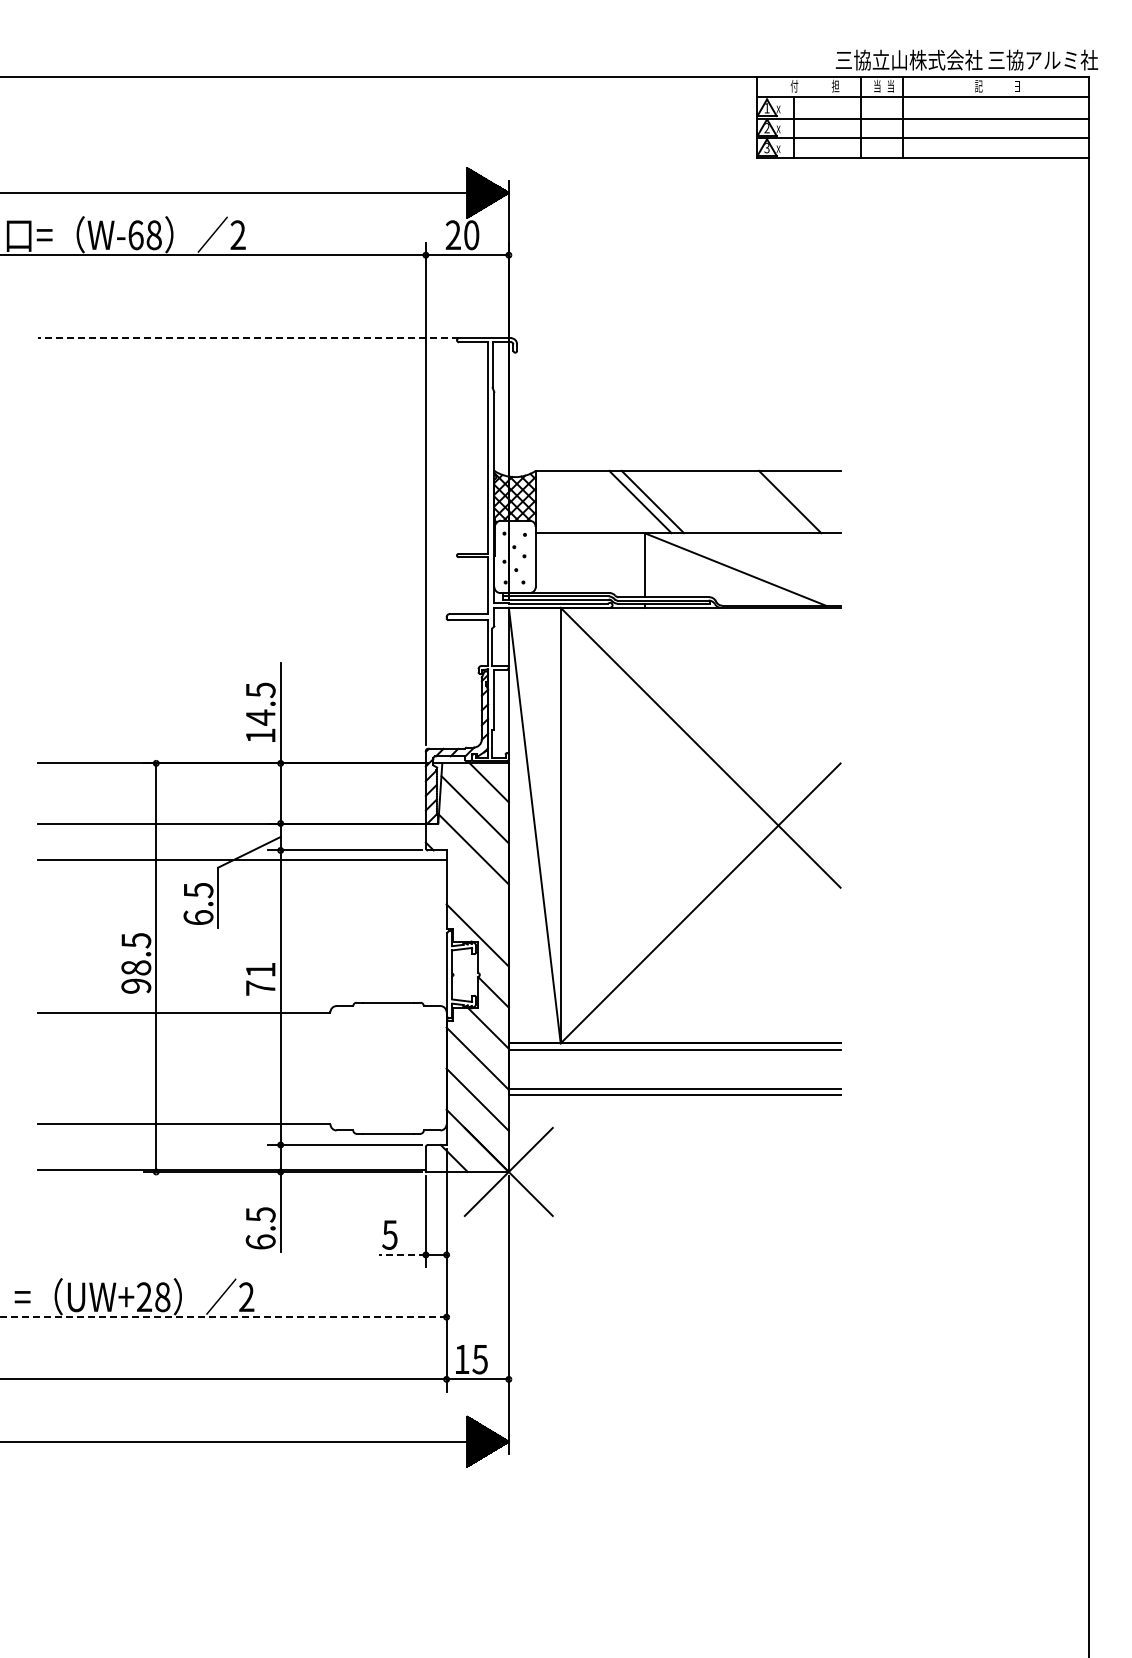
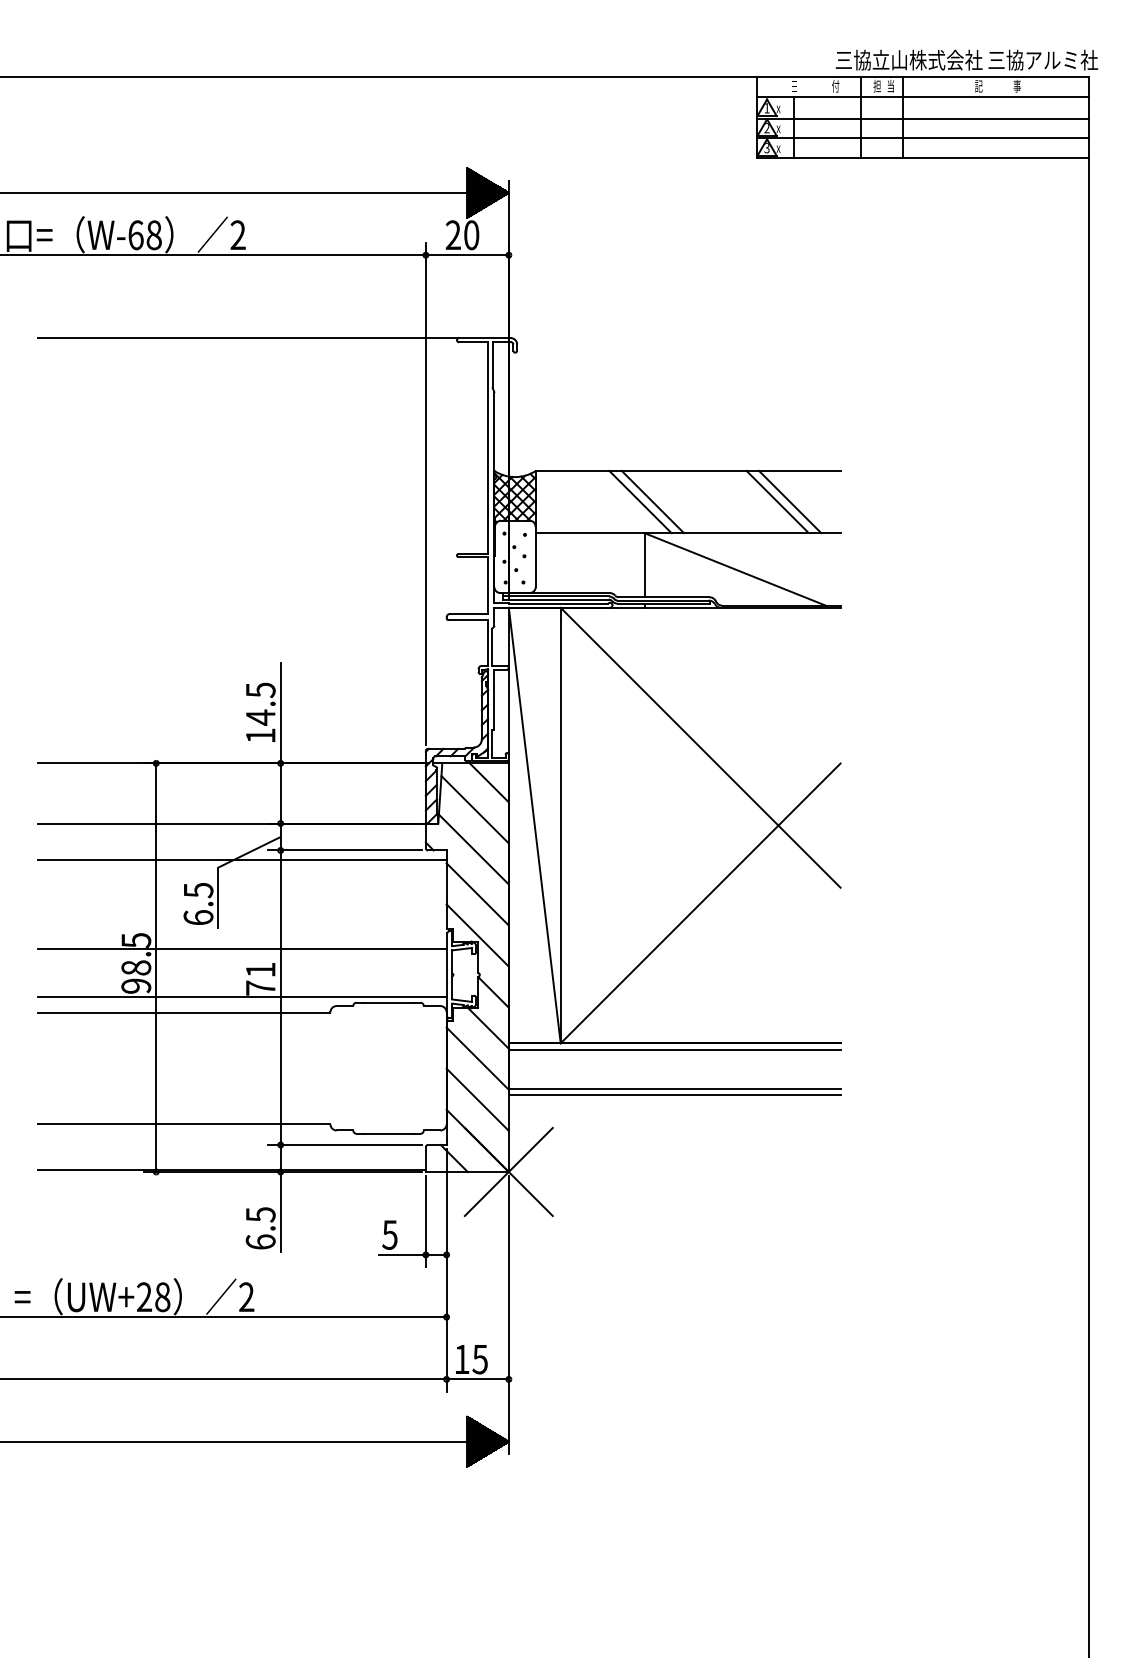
text: 担 -> 付 (835, 85)
text: 当 -> 担 (877, 85)
text: 日 -> 事 (1016, 85)
text: 付 -> 日 (794, 86)
line: dashed -> solid (248, 338)
line: none -> present (776, 500)
line: none -> present (477, 894)
line: none -> present (242, 949)
line: none -> present (242, 996)
line: dashed -> solid (401, 1254)
line: dashed -> solid (223, 1317)
